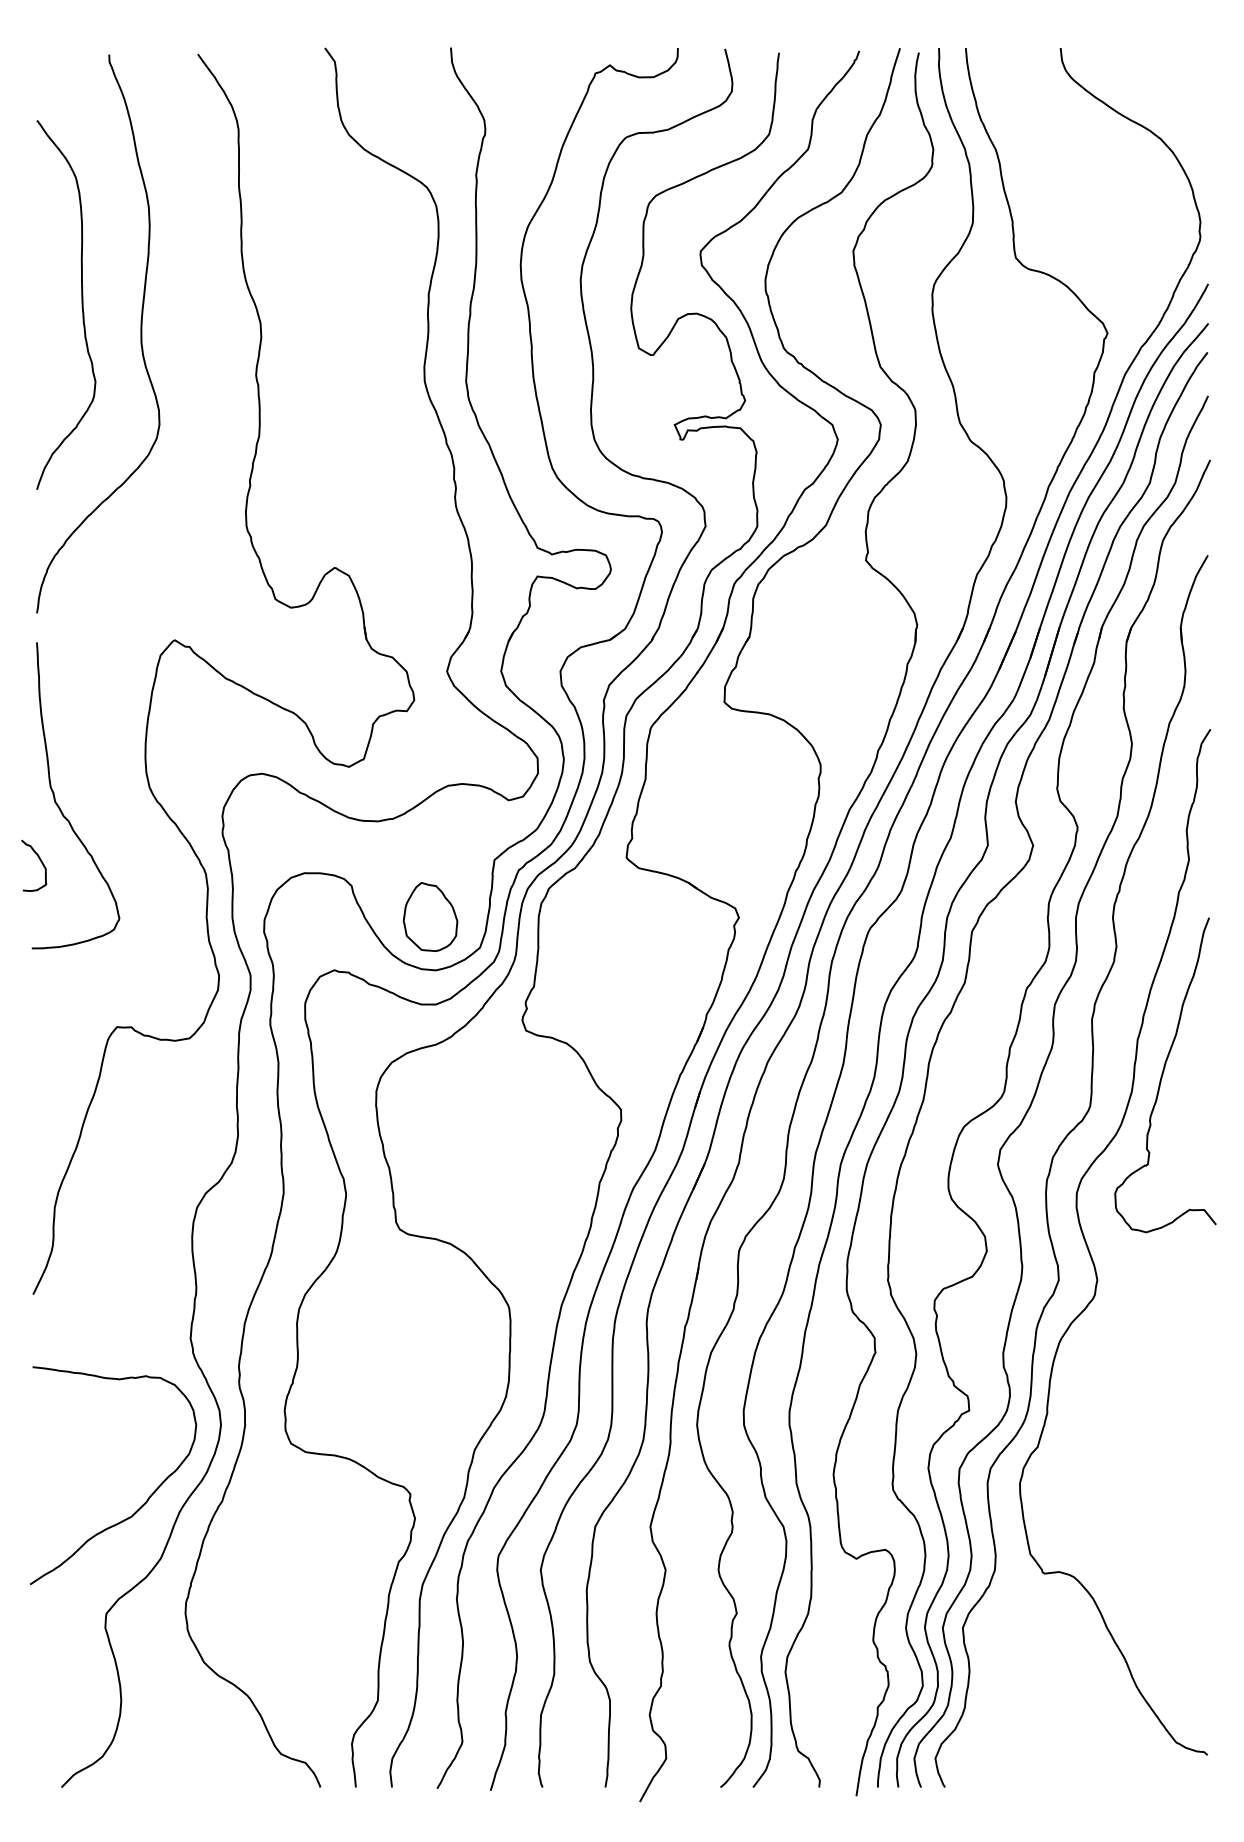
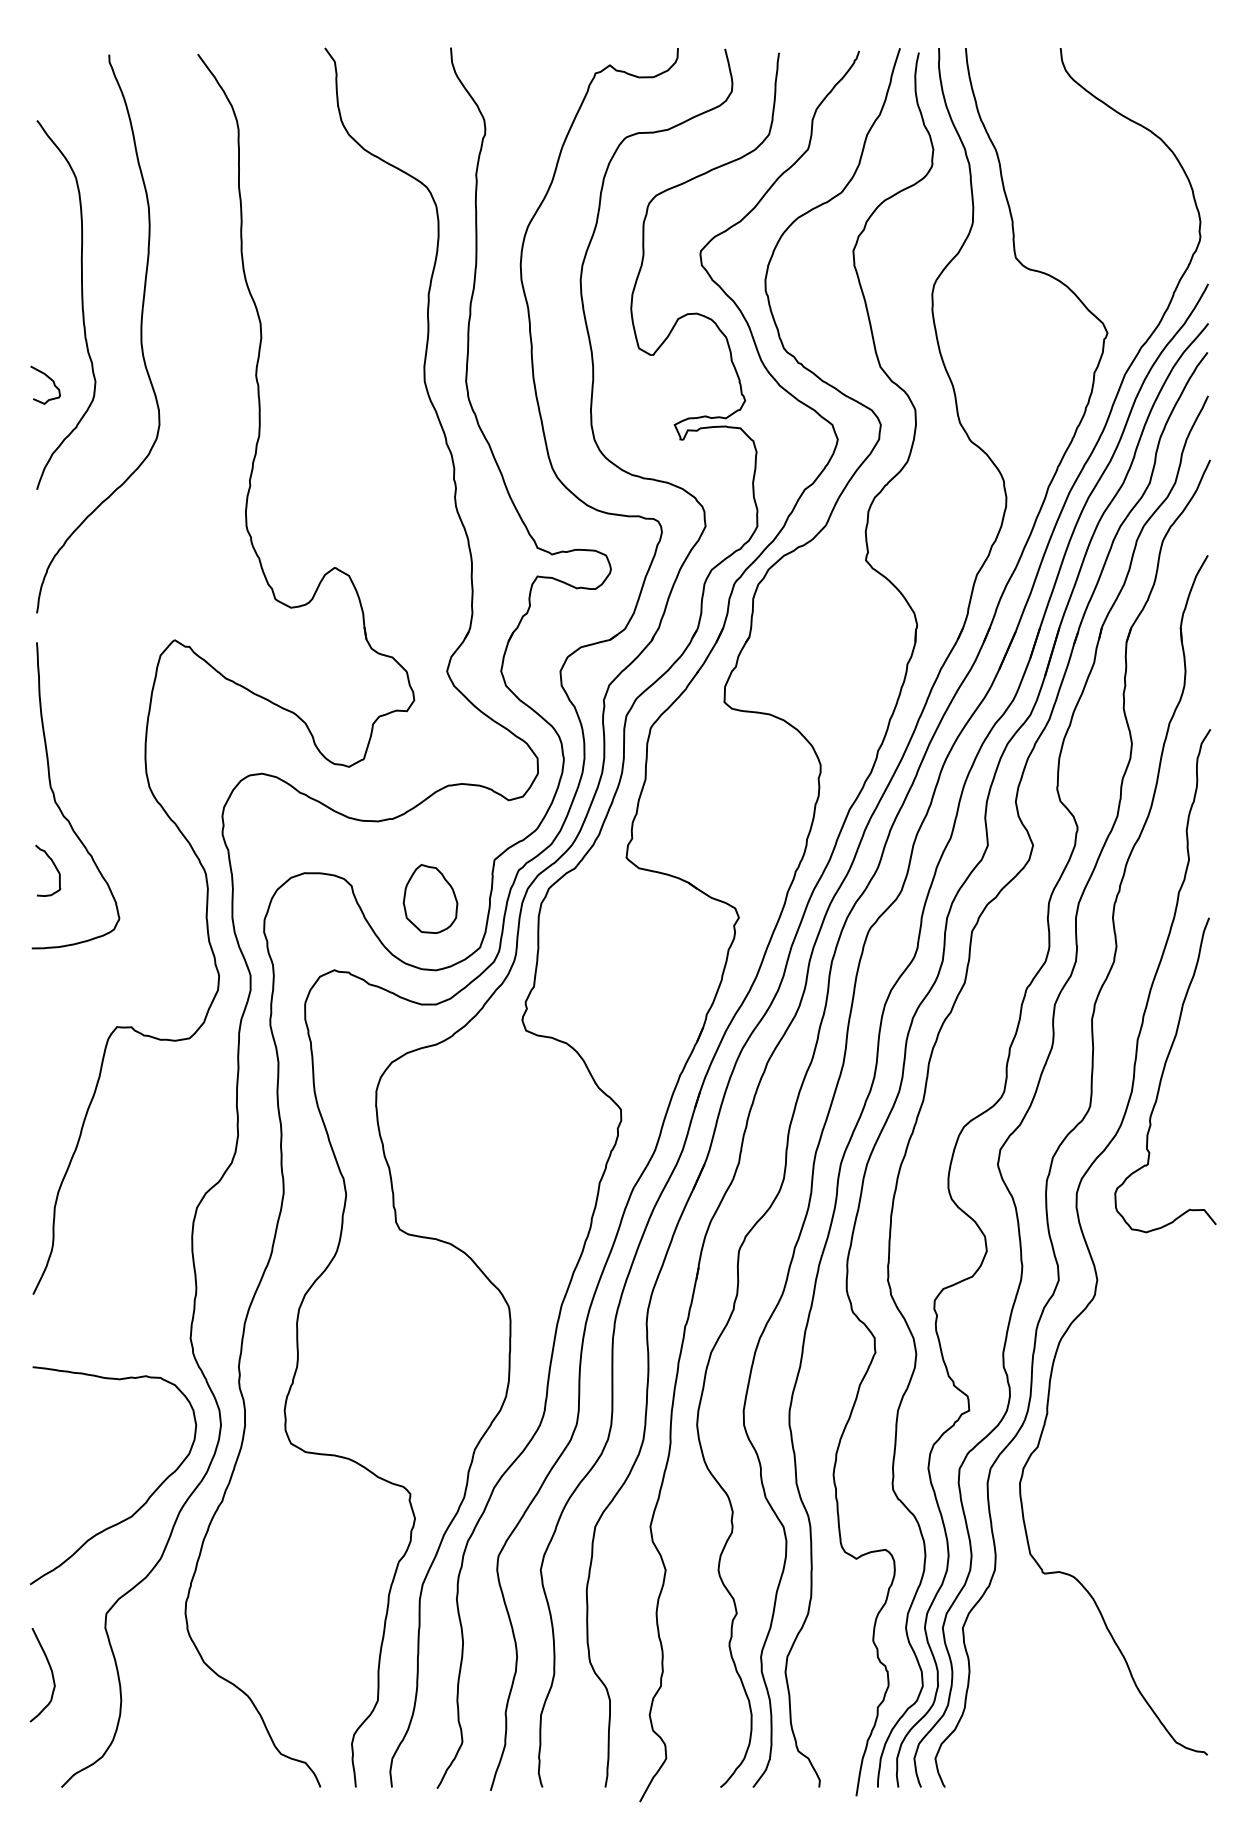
curve: none -> present (49, 379)
curve position: (39, 860) -> (53, 865) (53, 865)
part position: (430, 916) -> (430, 898) (430, 898)
curve: none -> present (51, 1674)
